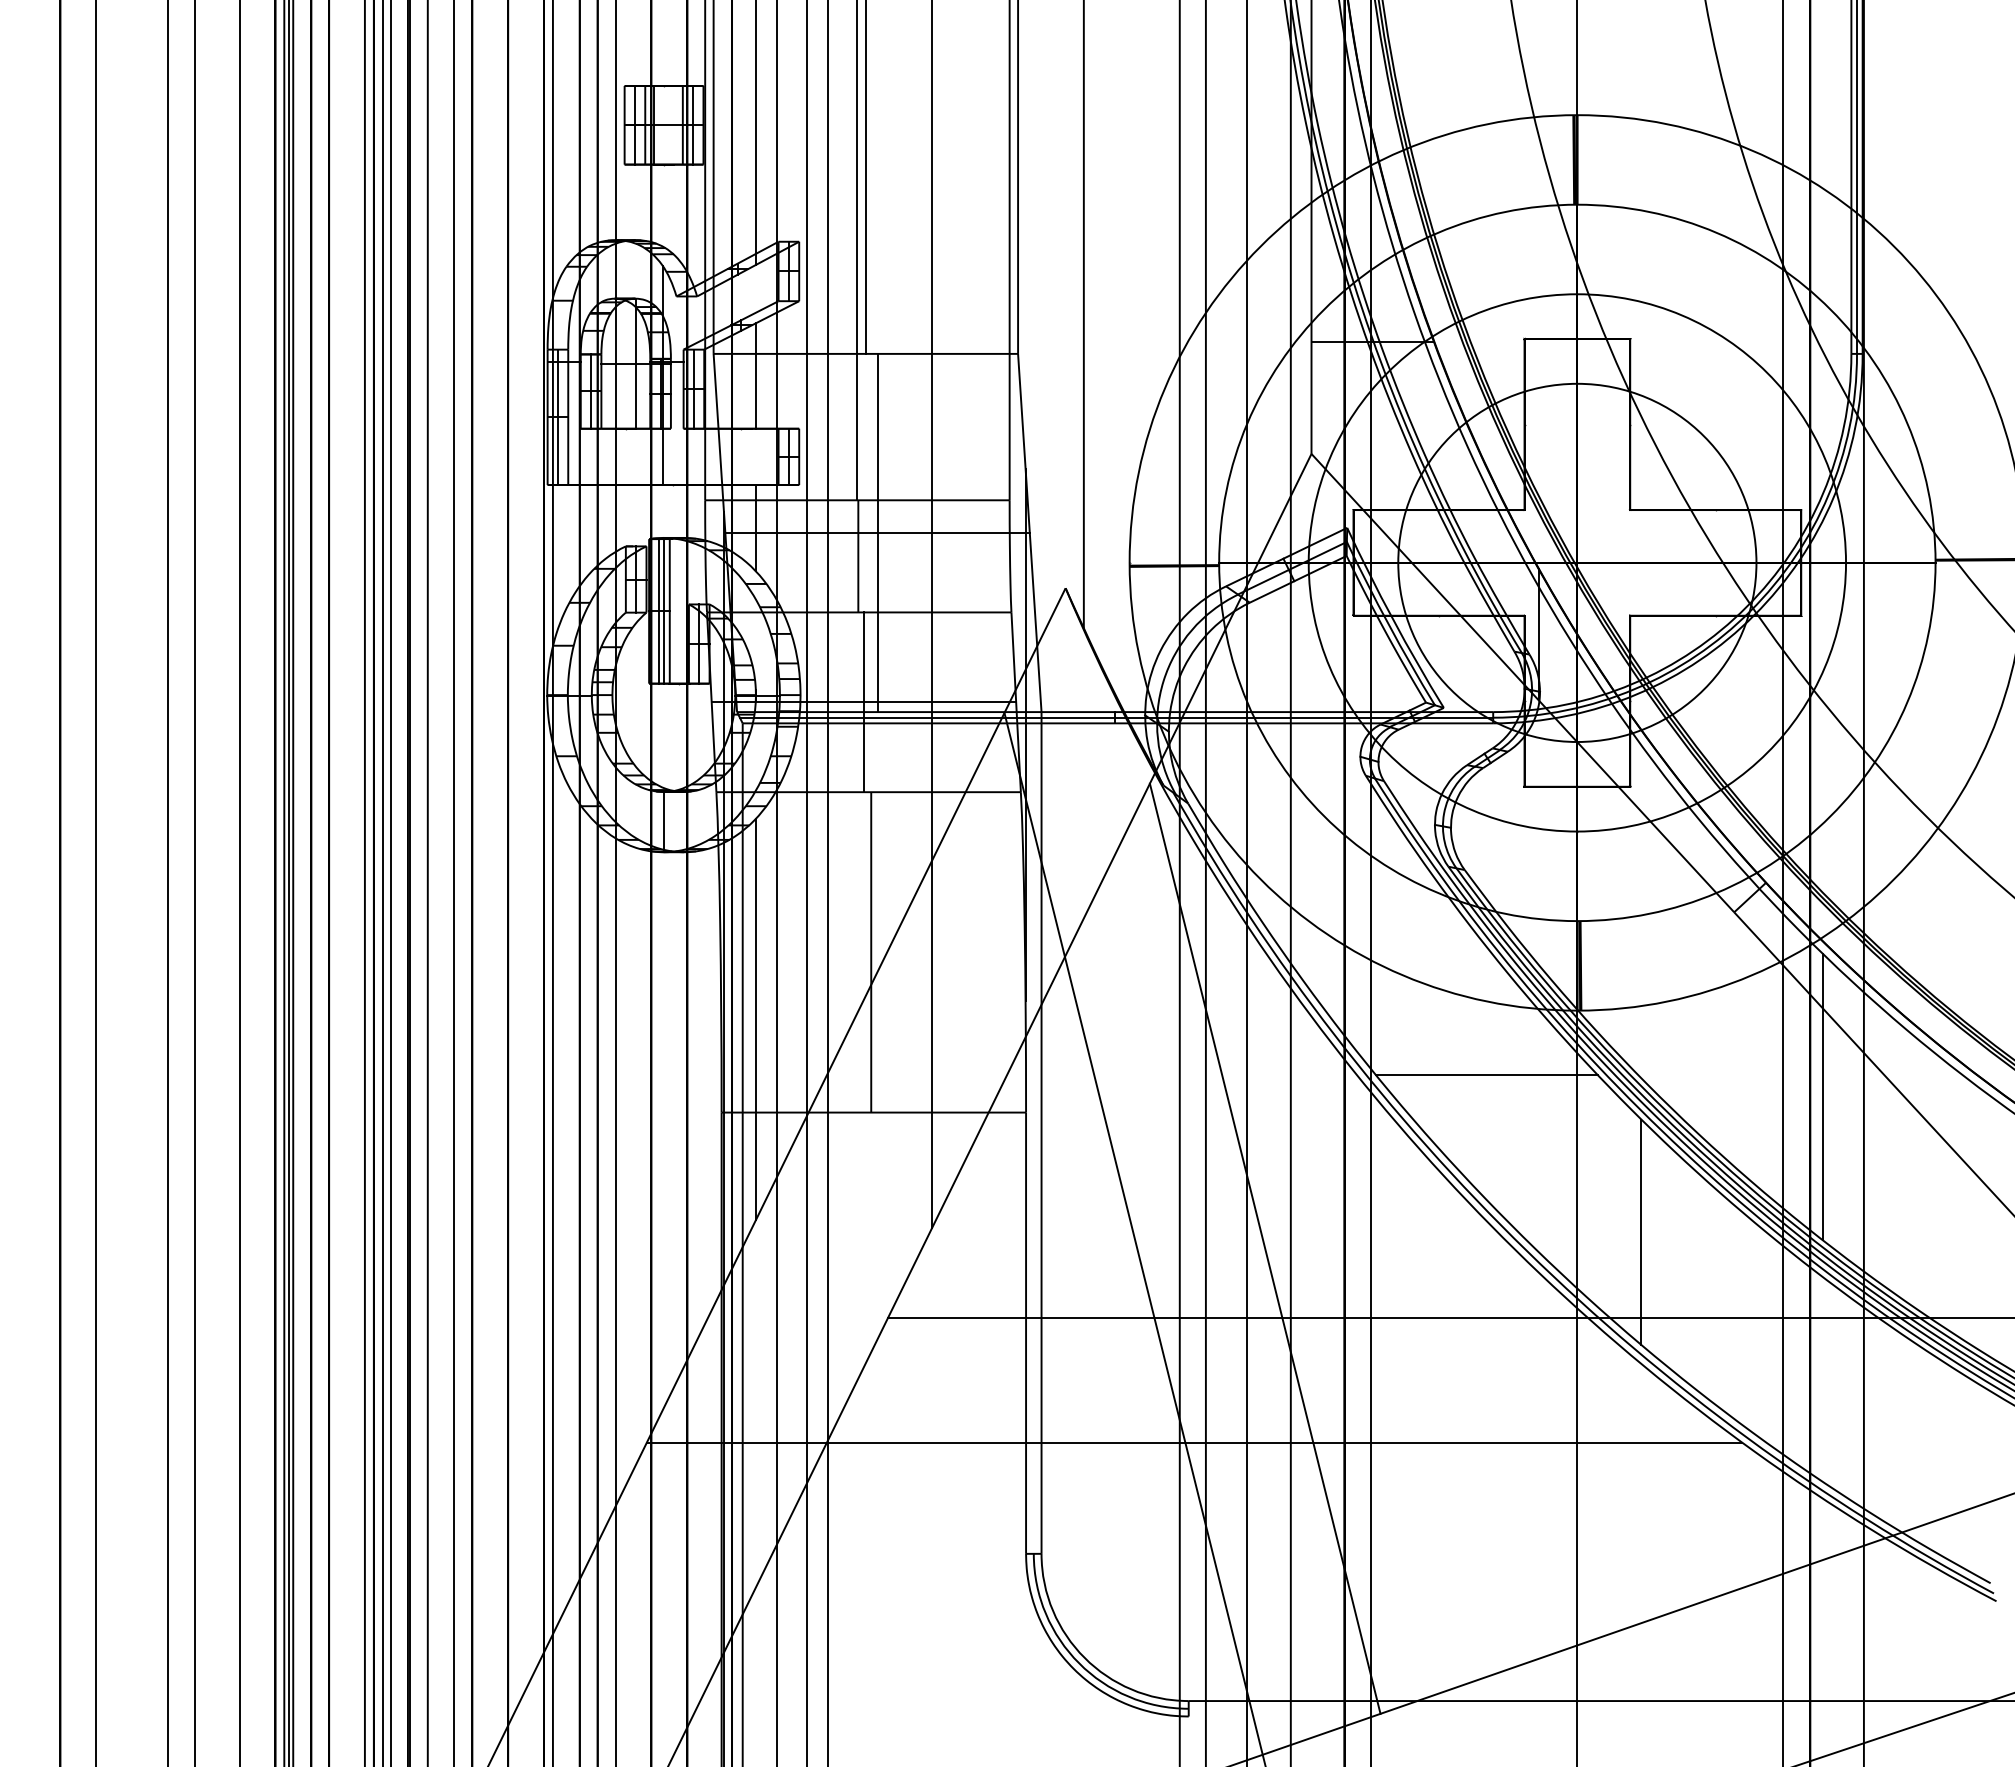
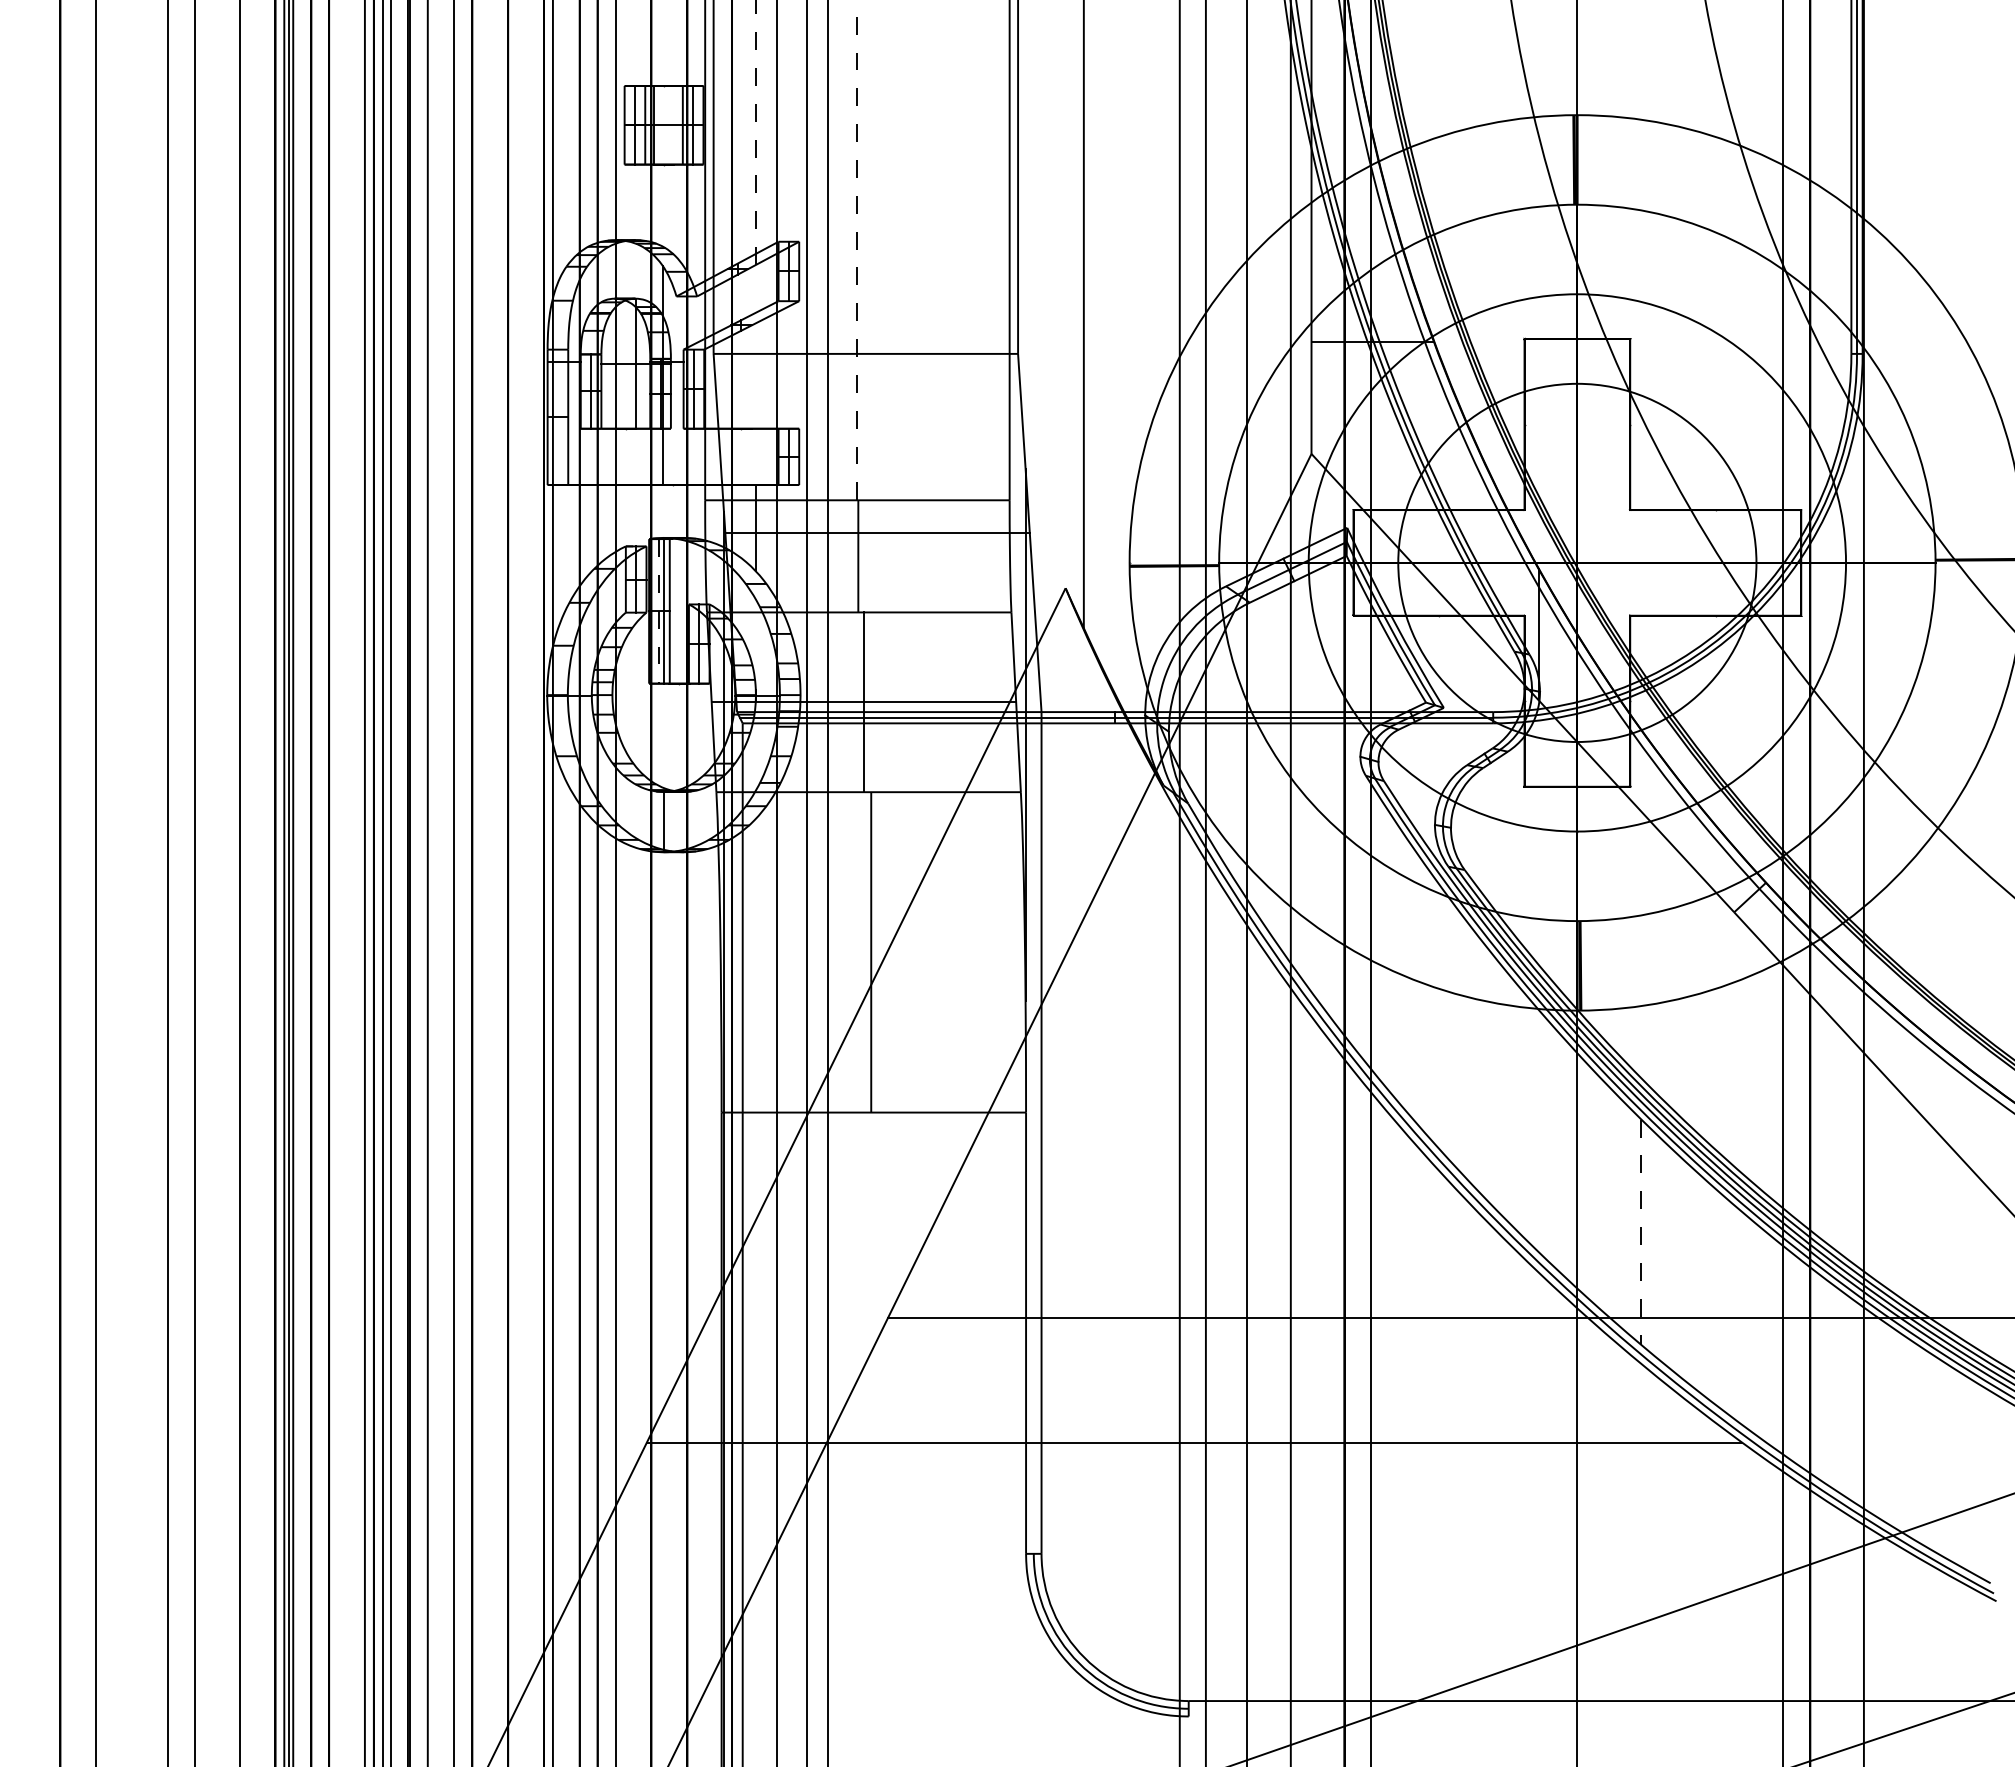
line: solid -> dashed (755, 132)
line: present -> none (865, 177)
line: solid -> dashed (857, 250)
line: present -> none (755, 375)
line: present -> none (557, 417)
line: present -> none (877, 532)
line: solid -> dashed (659, 611)
line: present -> none (932, 614)
line: present -> none (755, 1019)
line: present -> none (1487, 1075)
line: present -> none (1823, 1097)
line: solid -> dashed (1641, 1232)
line: present -> none (1134, 1238)
line: present -> none (1264, 1248)
